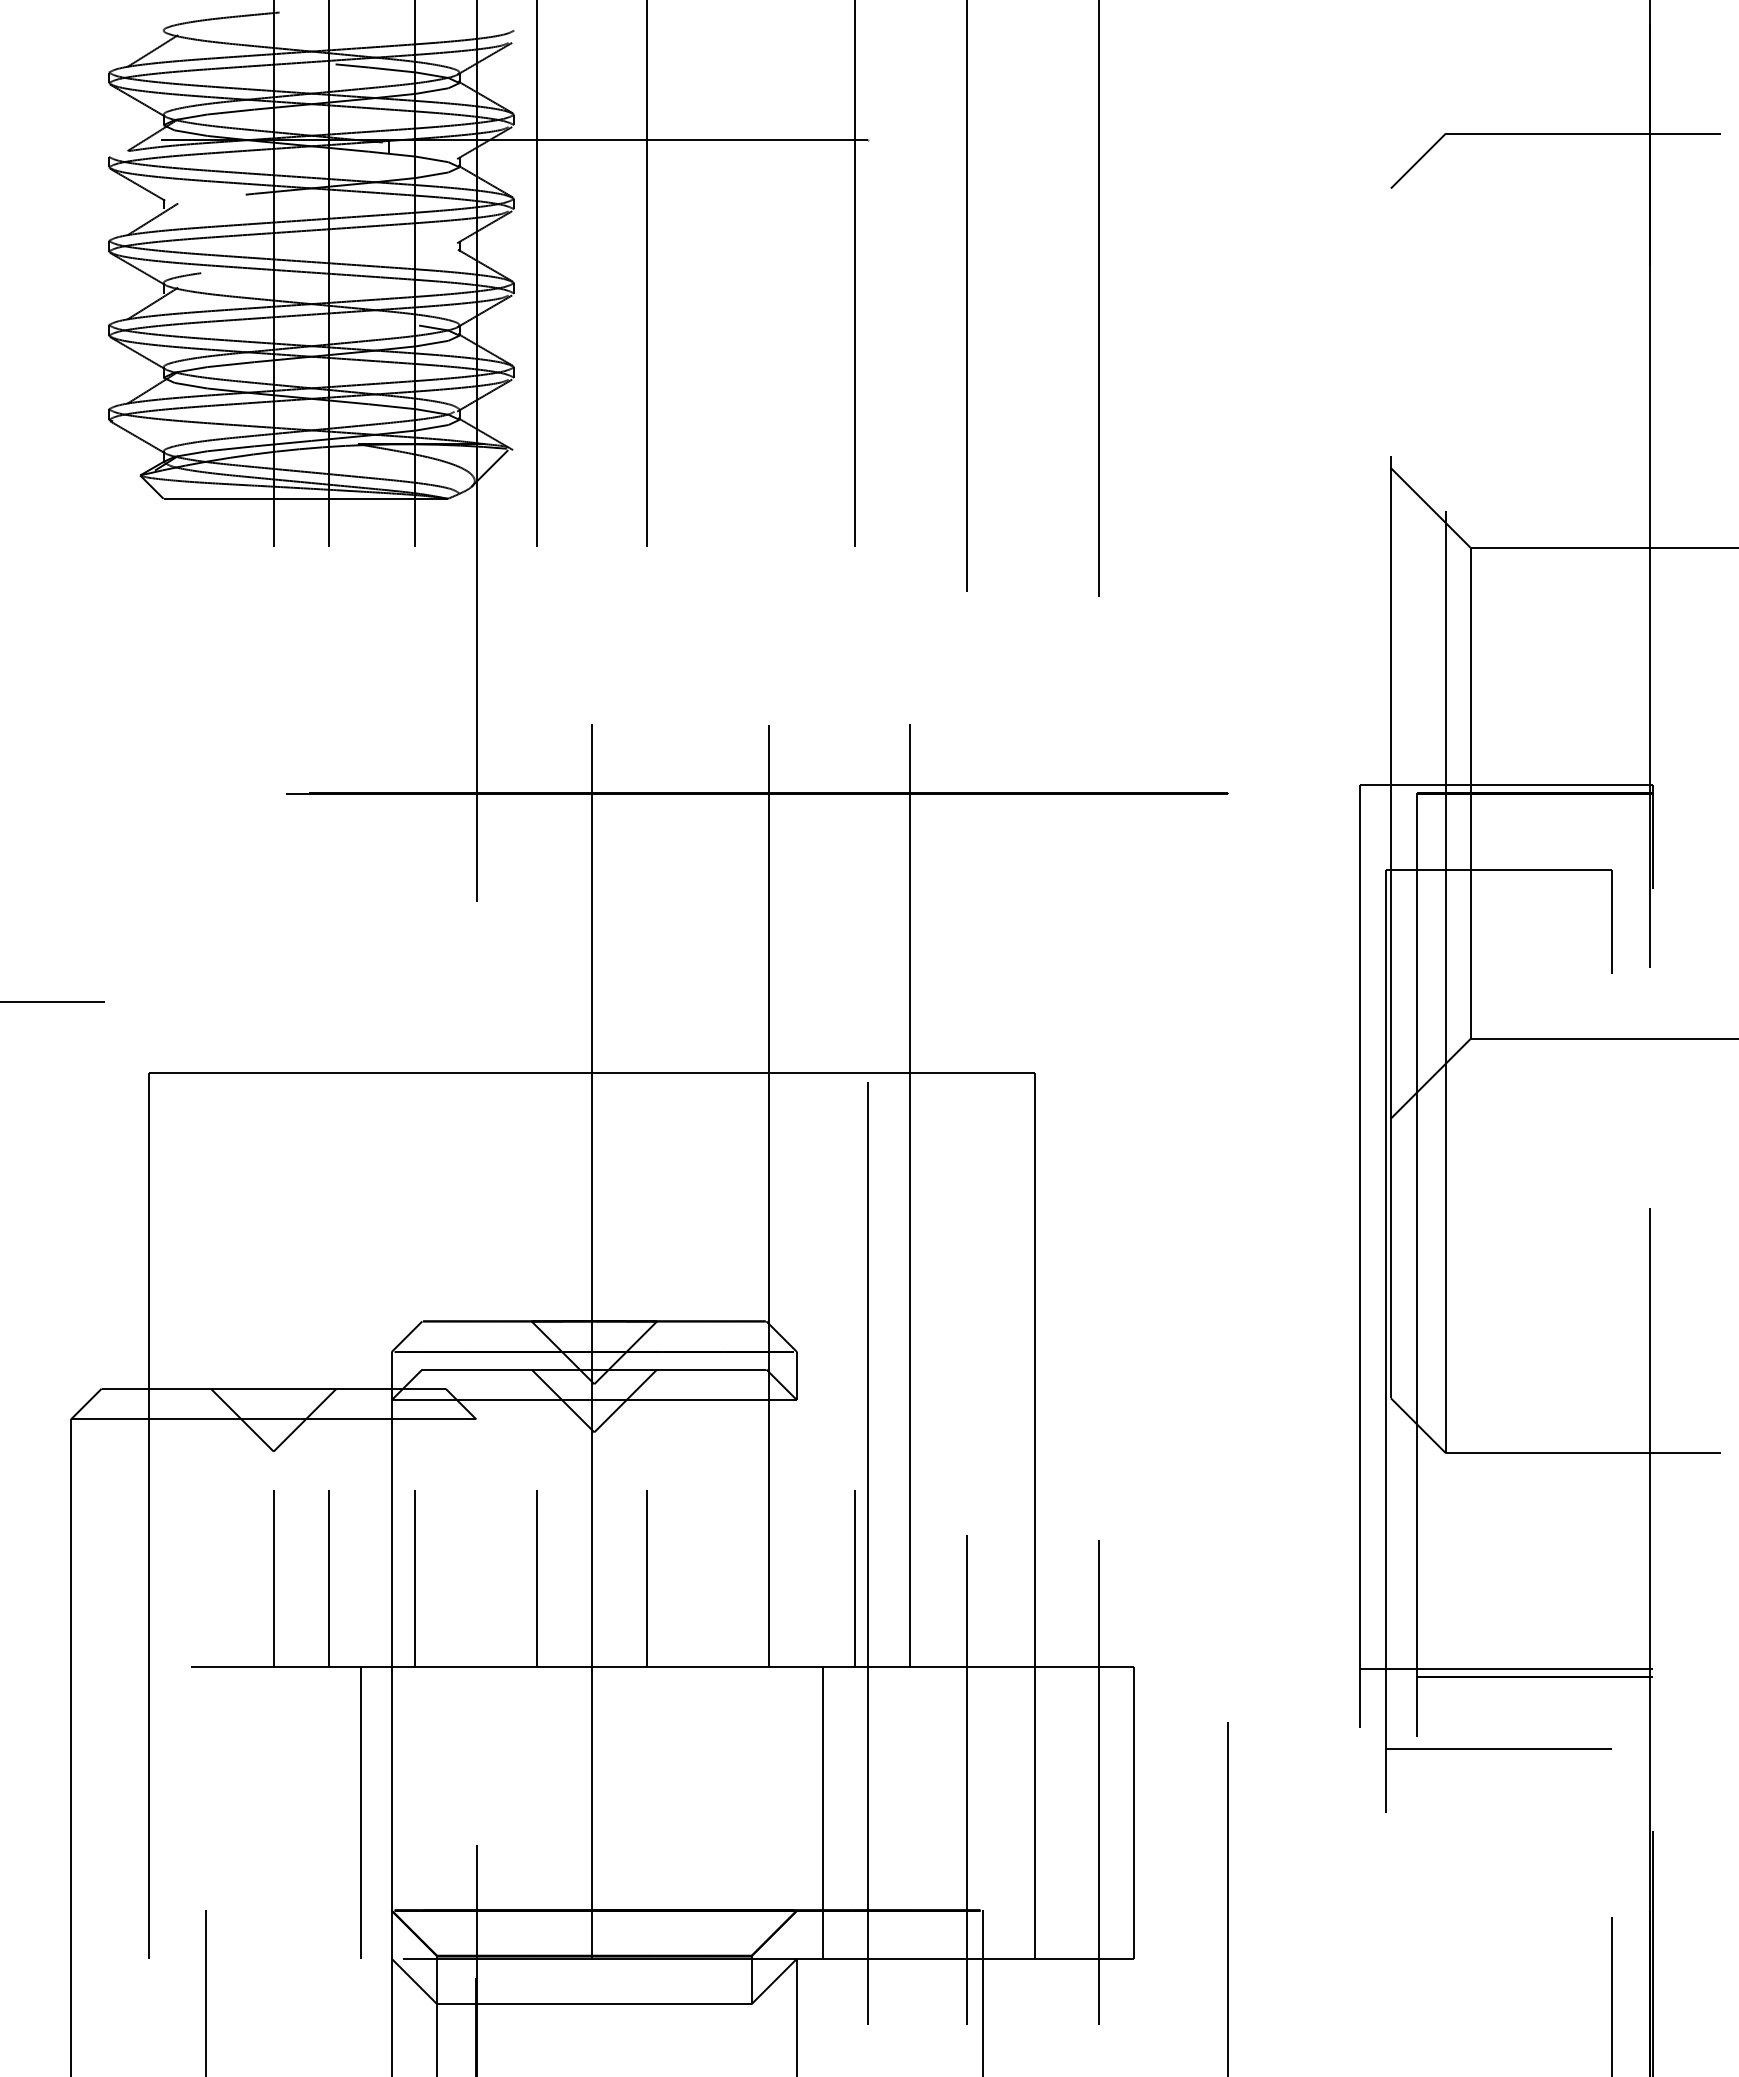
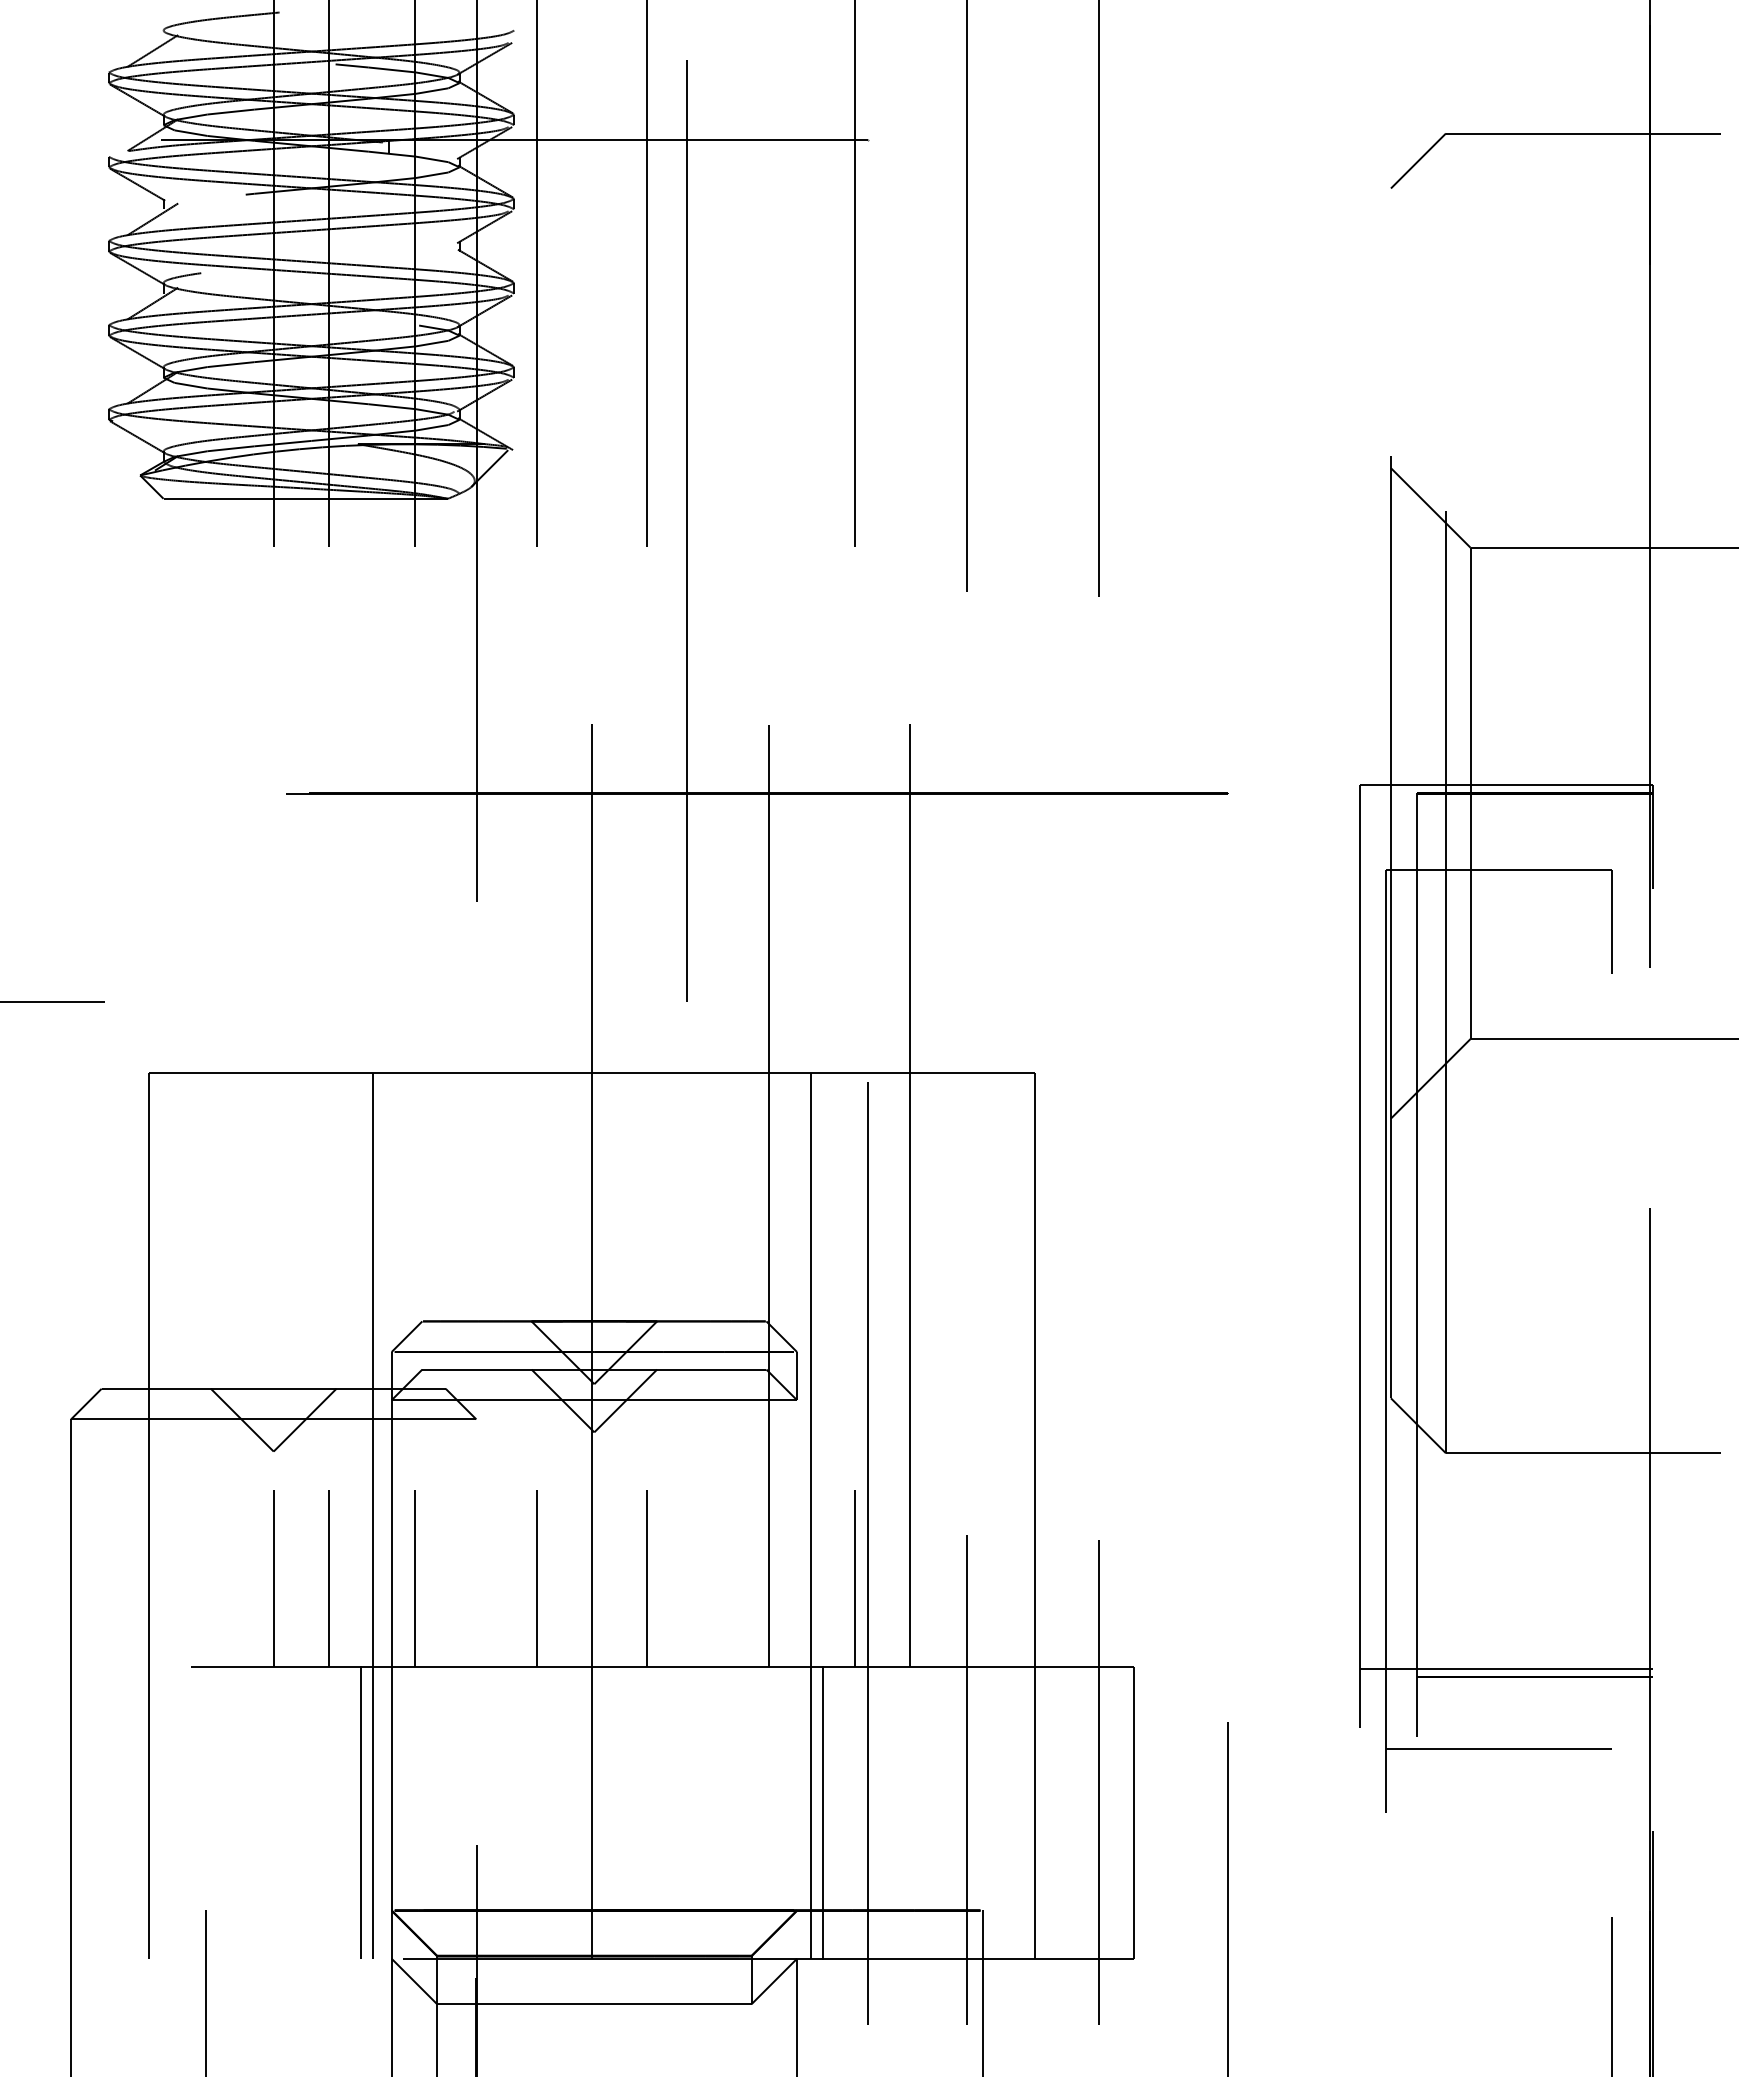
line: none -> present (686, 502)
line: none -> present (372, 1515)
line: none -> present (811, 1515)
